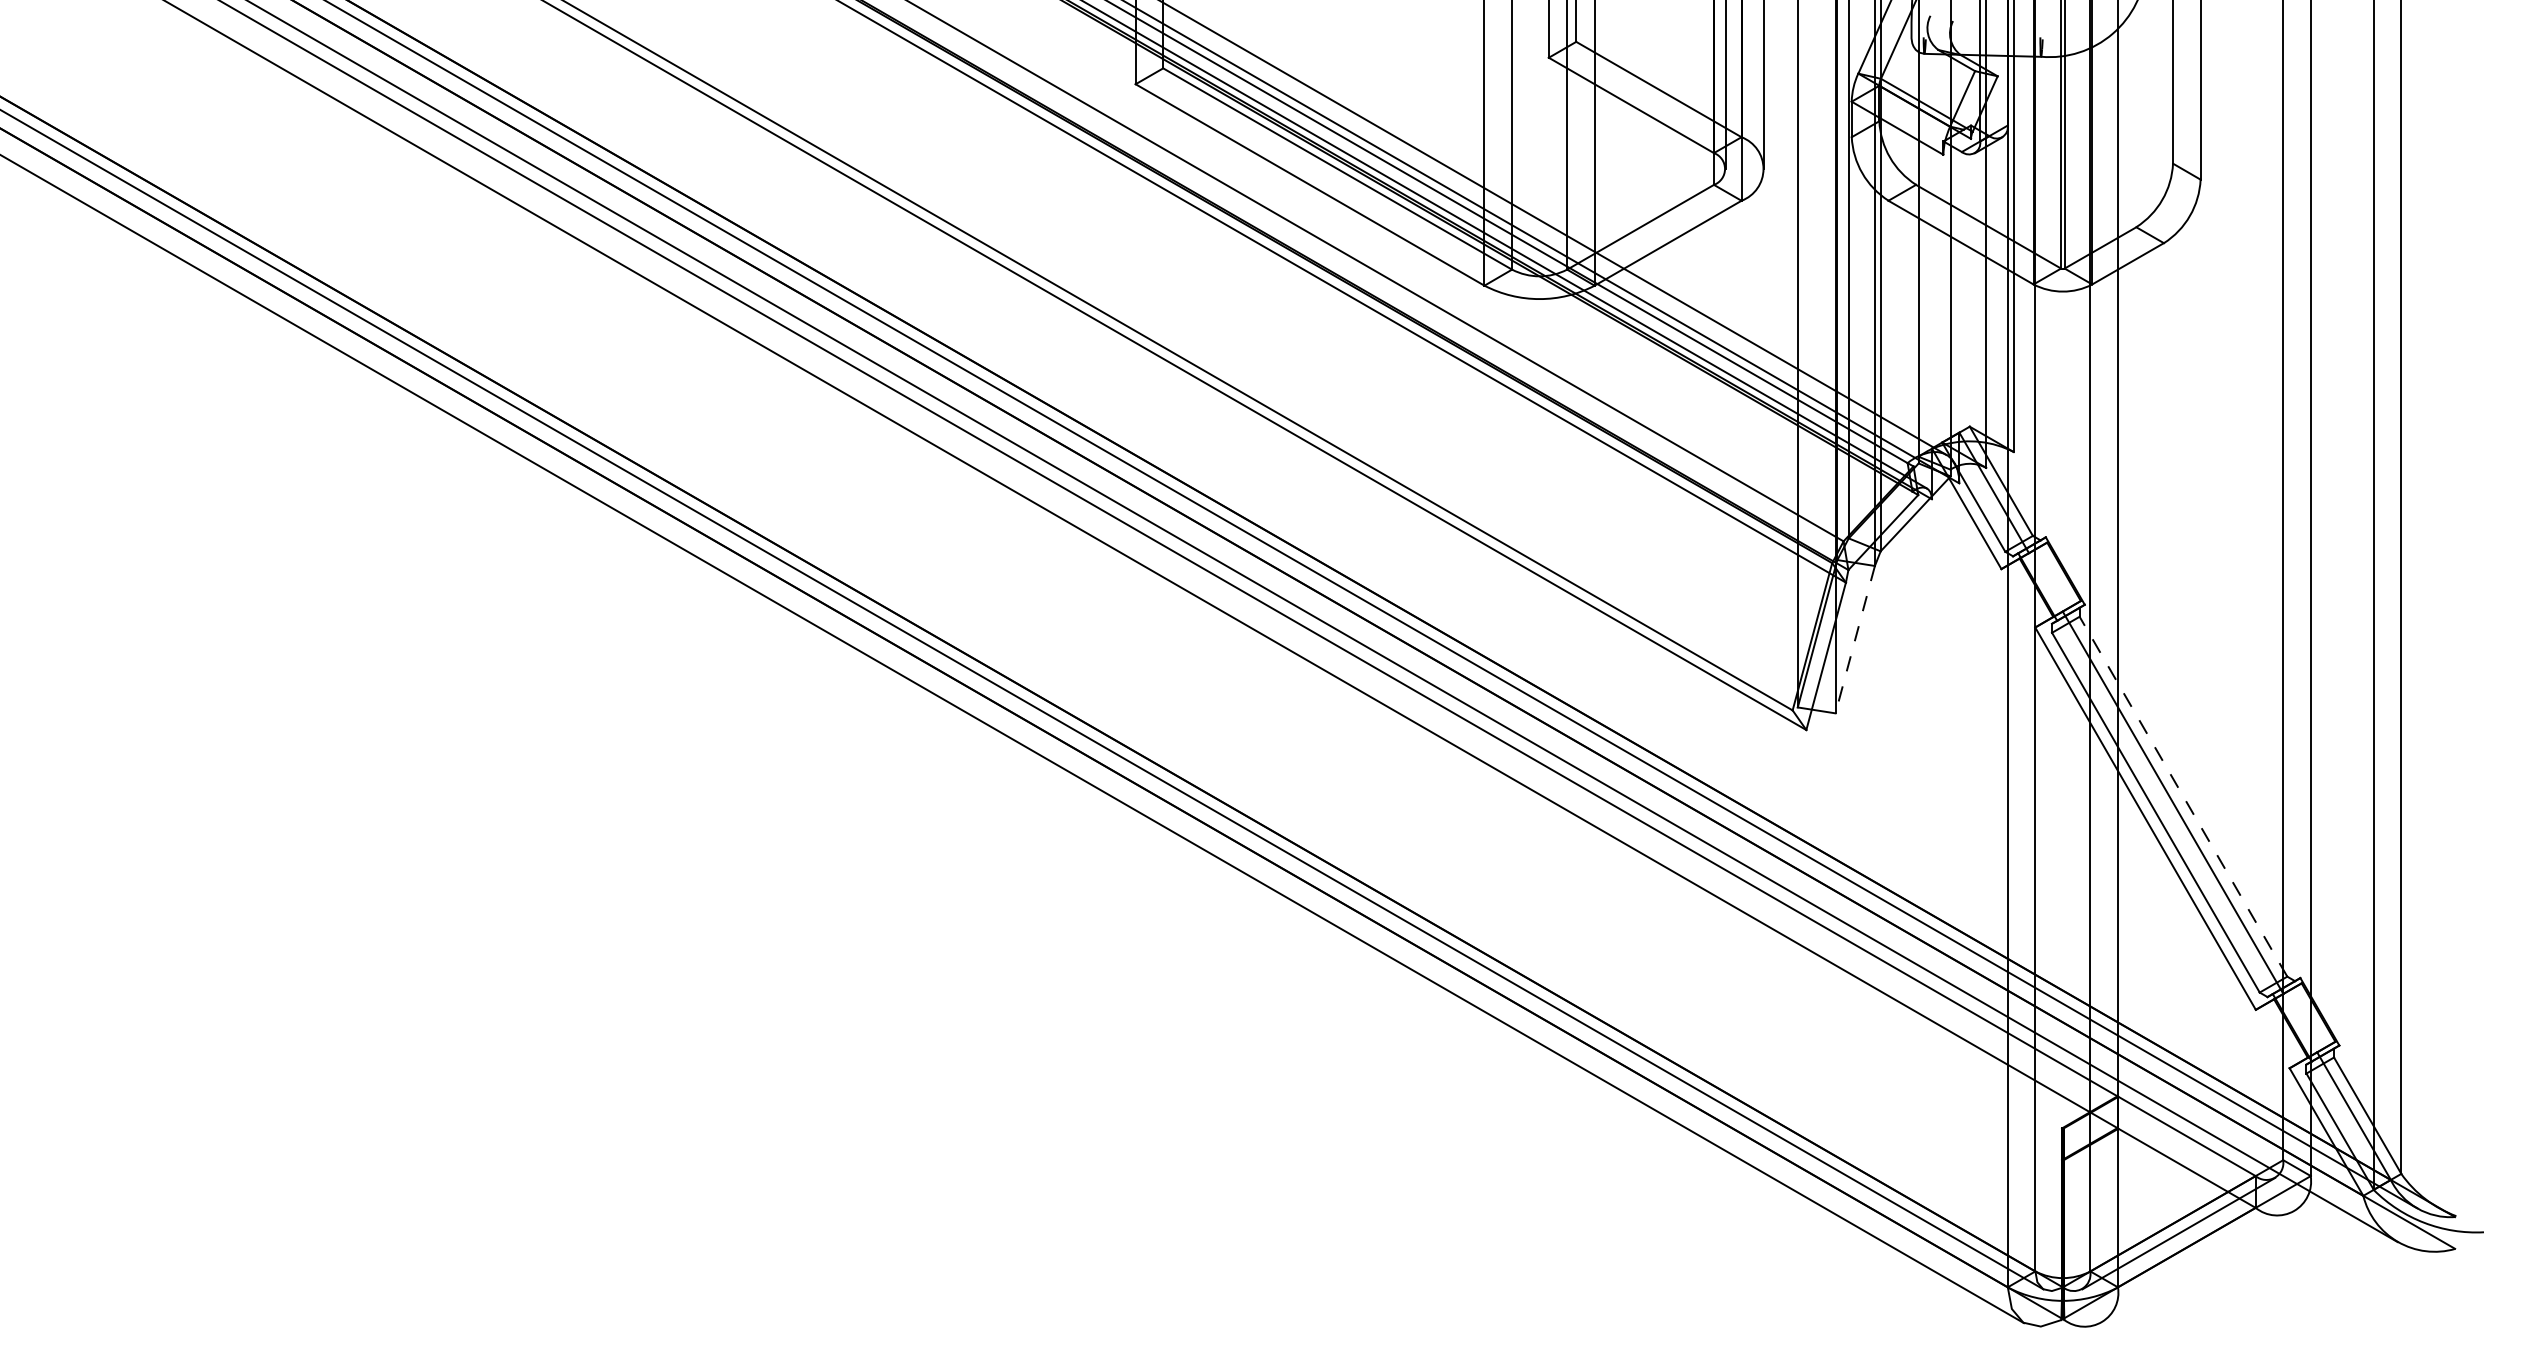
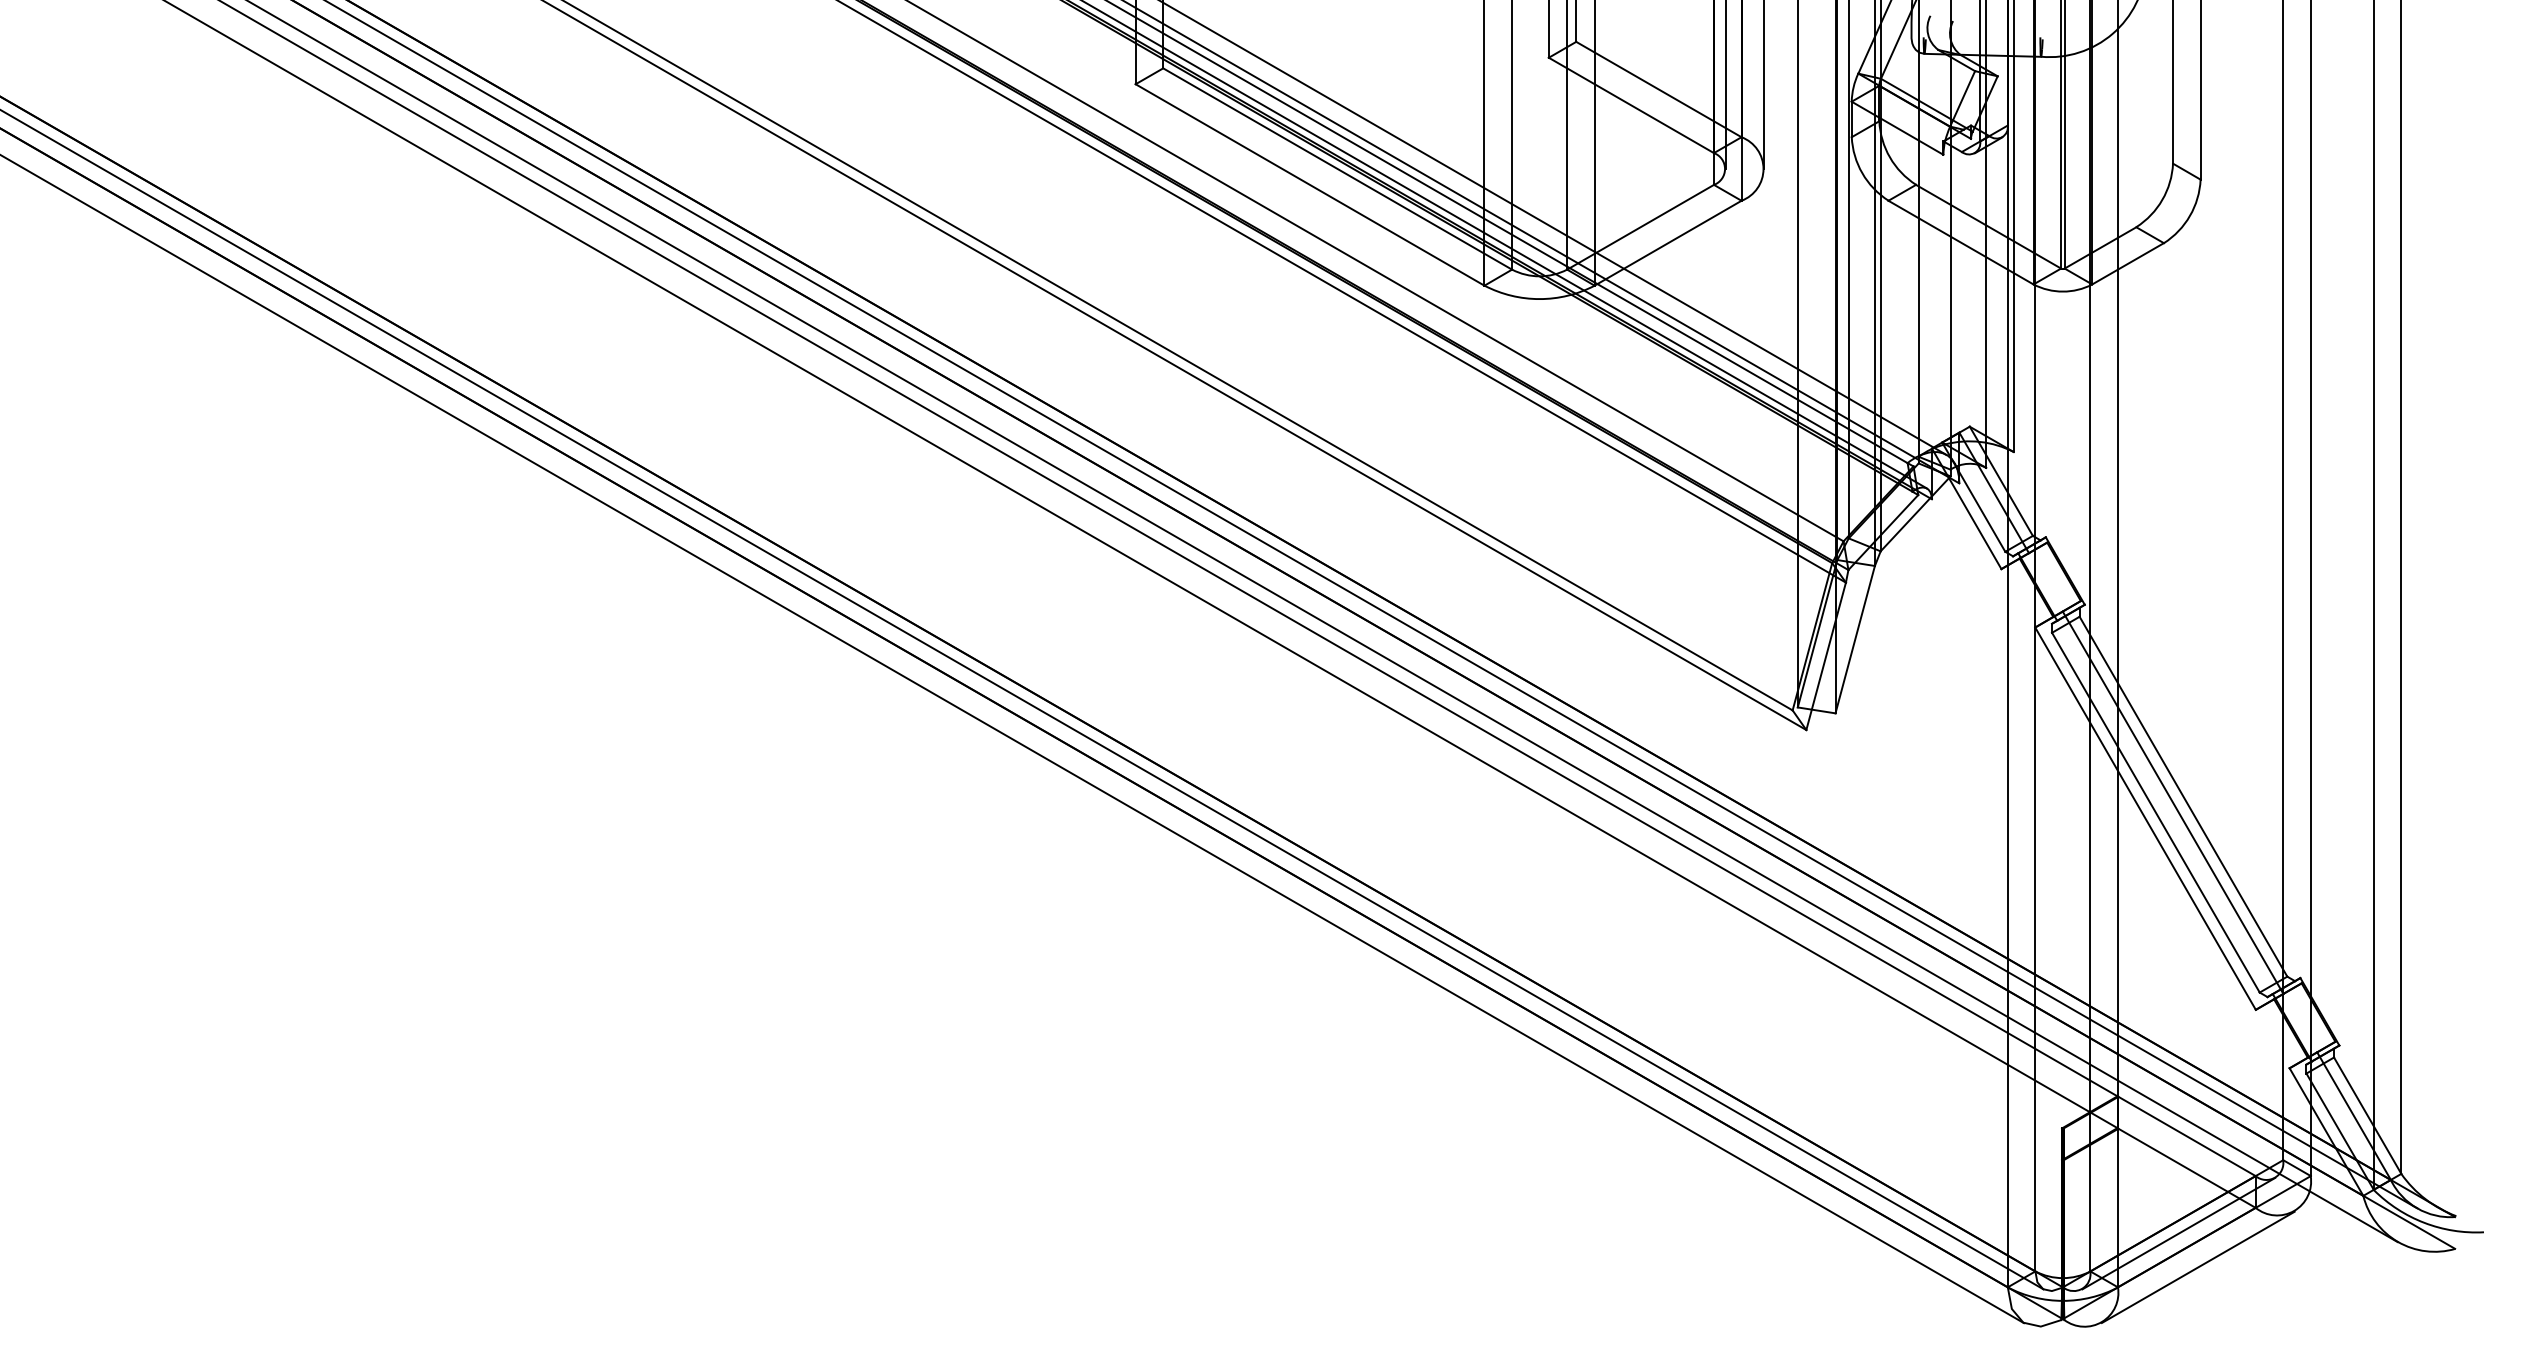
line: dashed -> solid (1855, 640)
line: dashed -> solid (2183, 796)
line: none -> present (2197, 1267)
